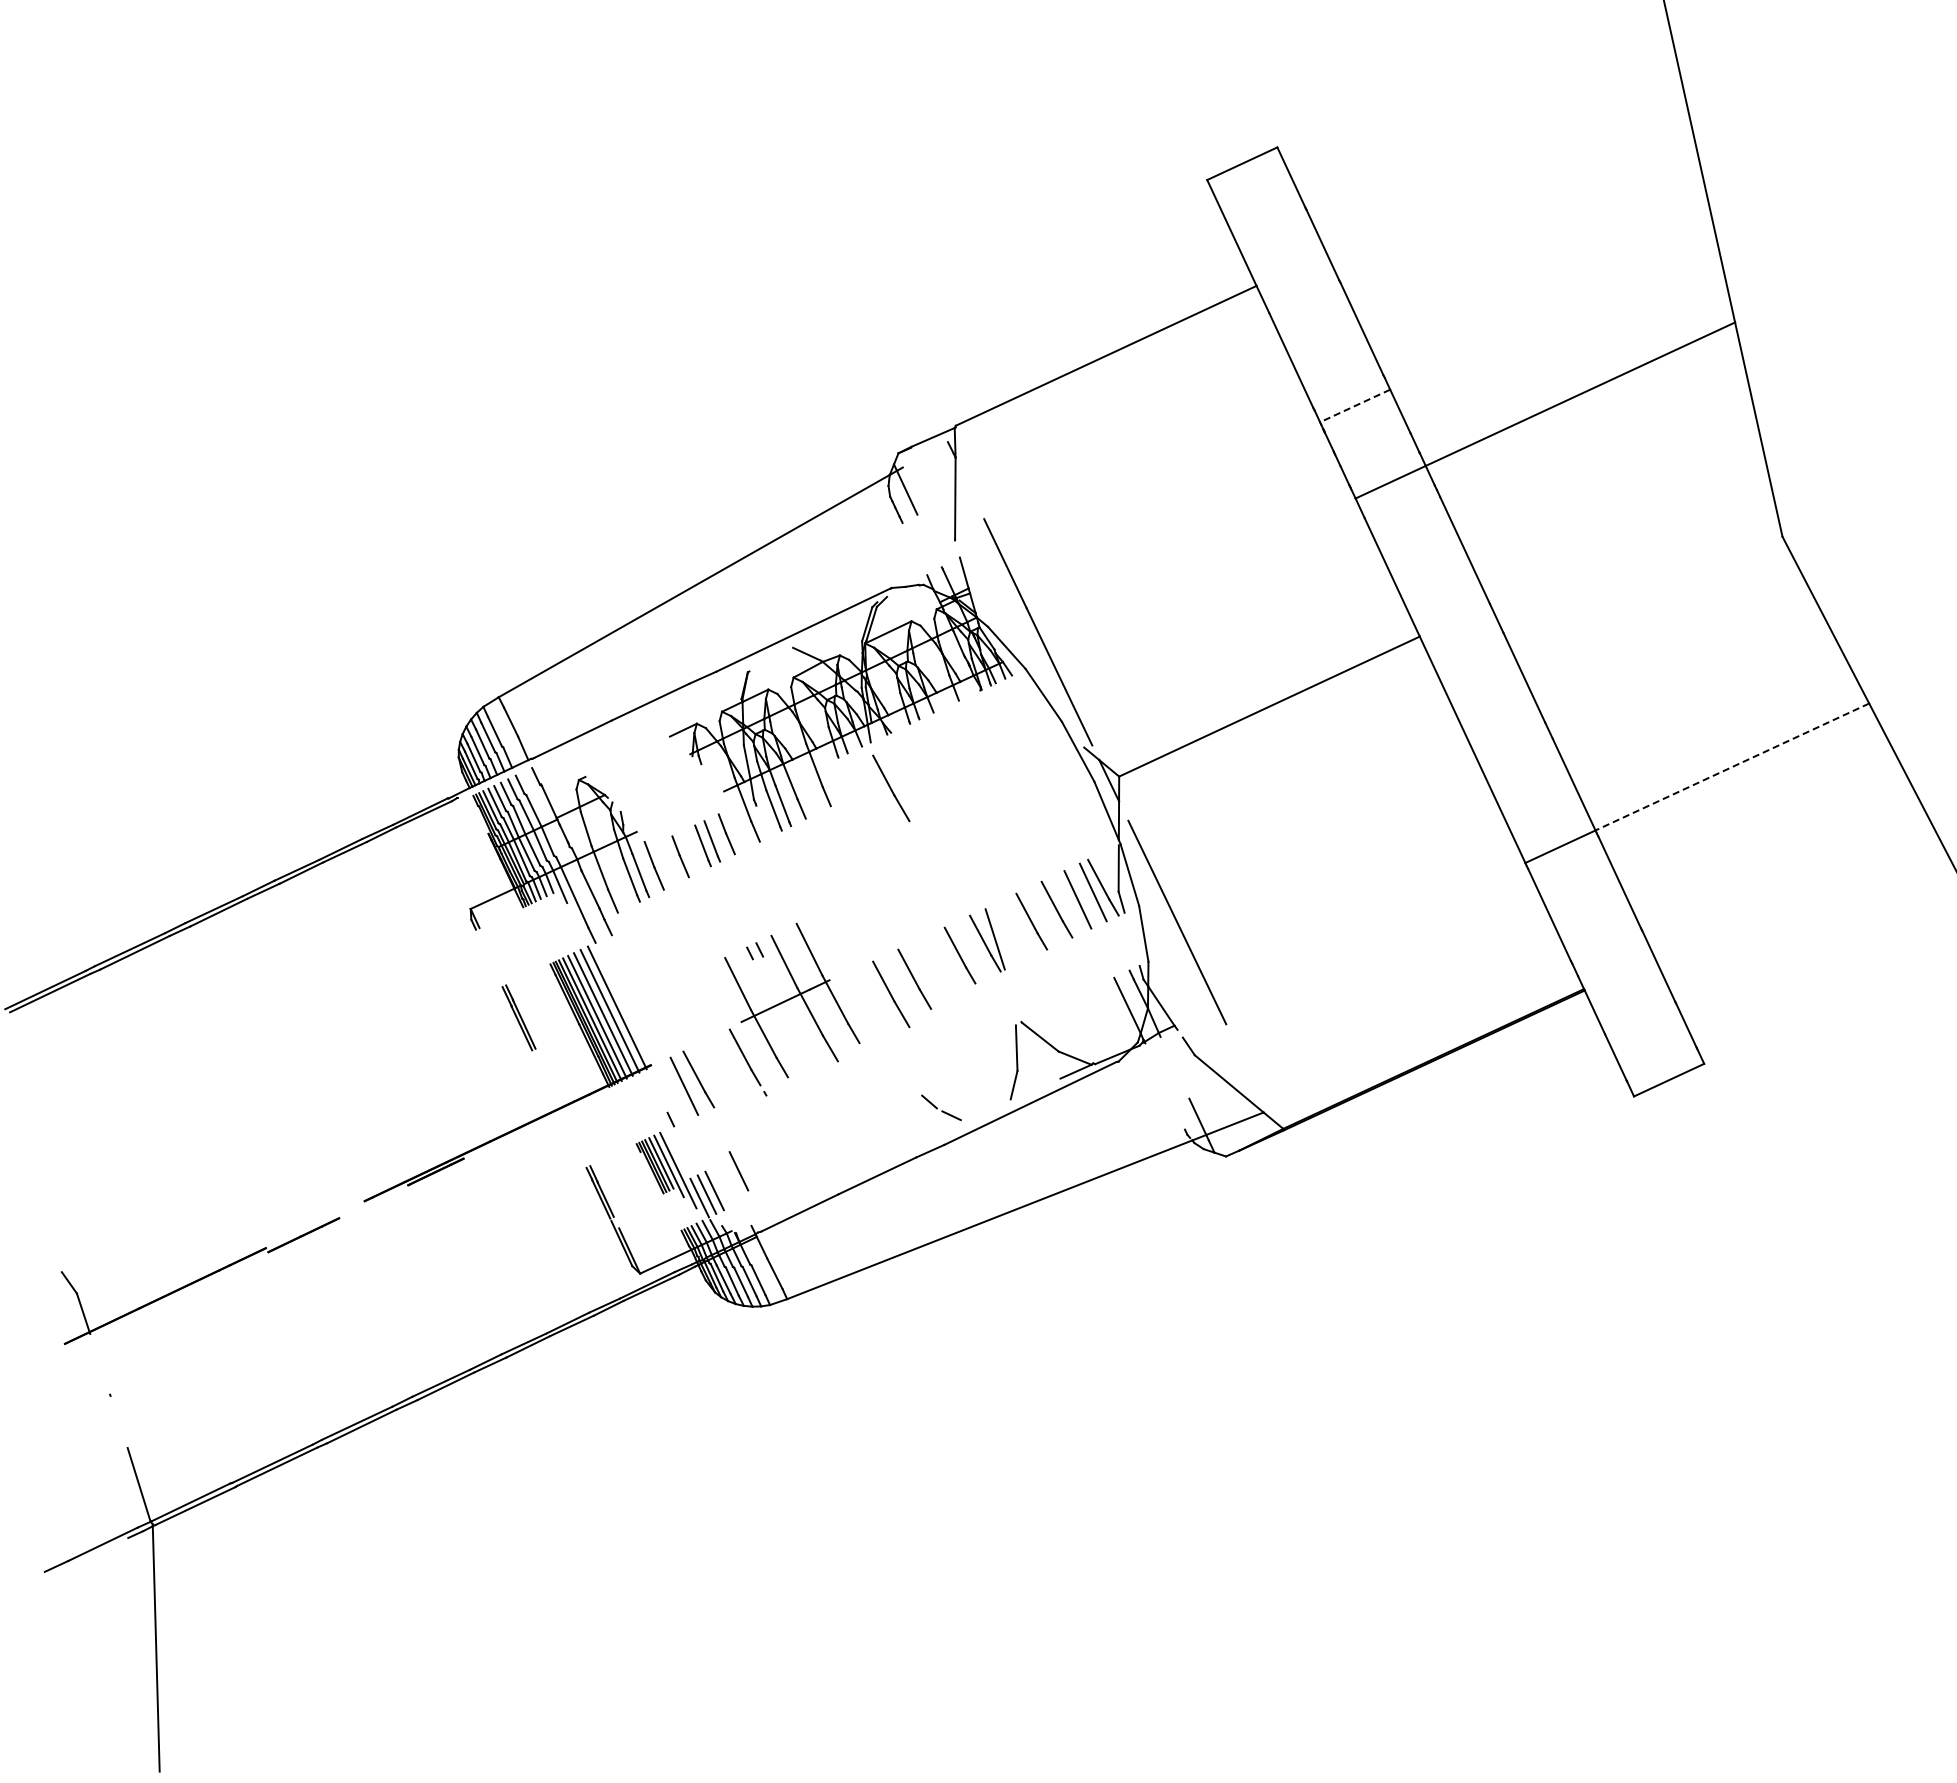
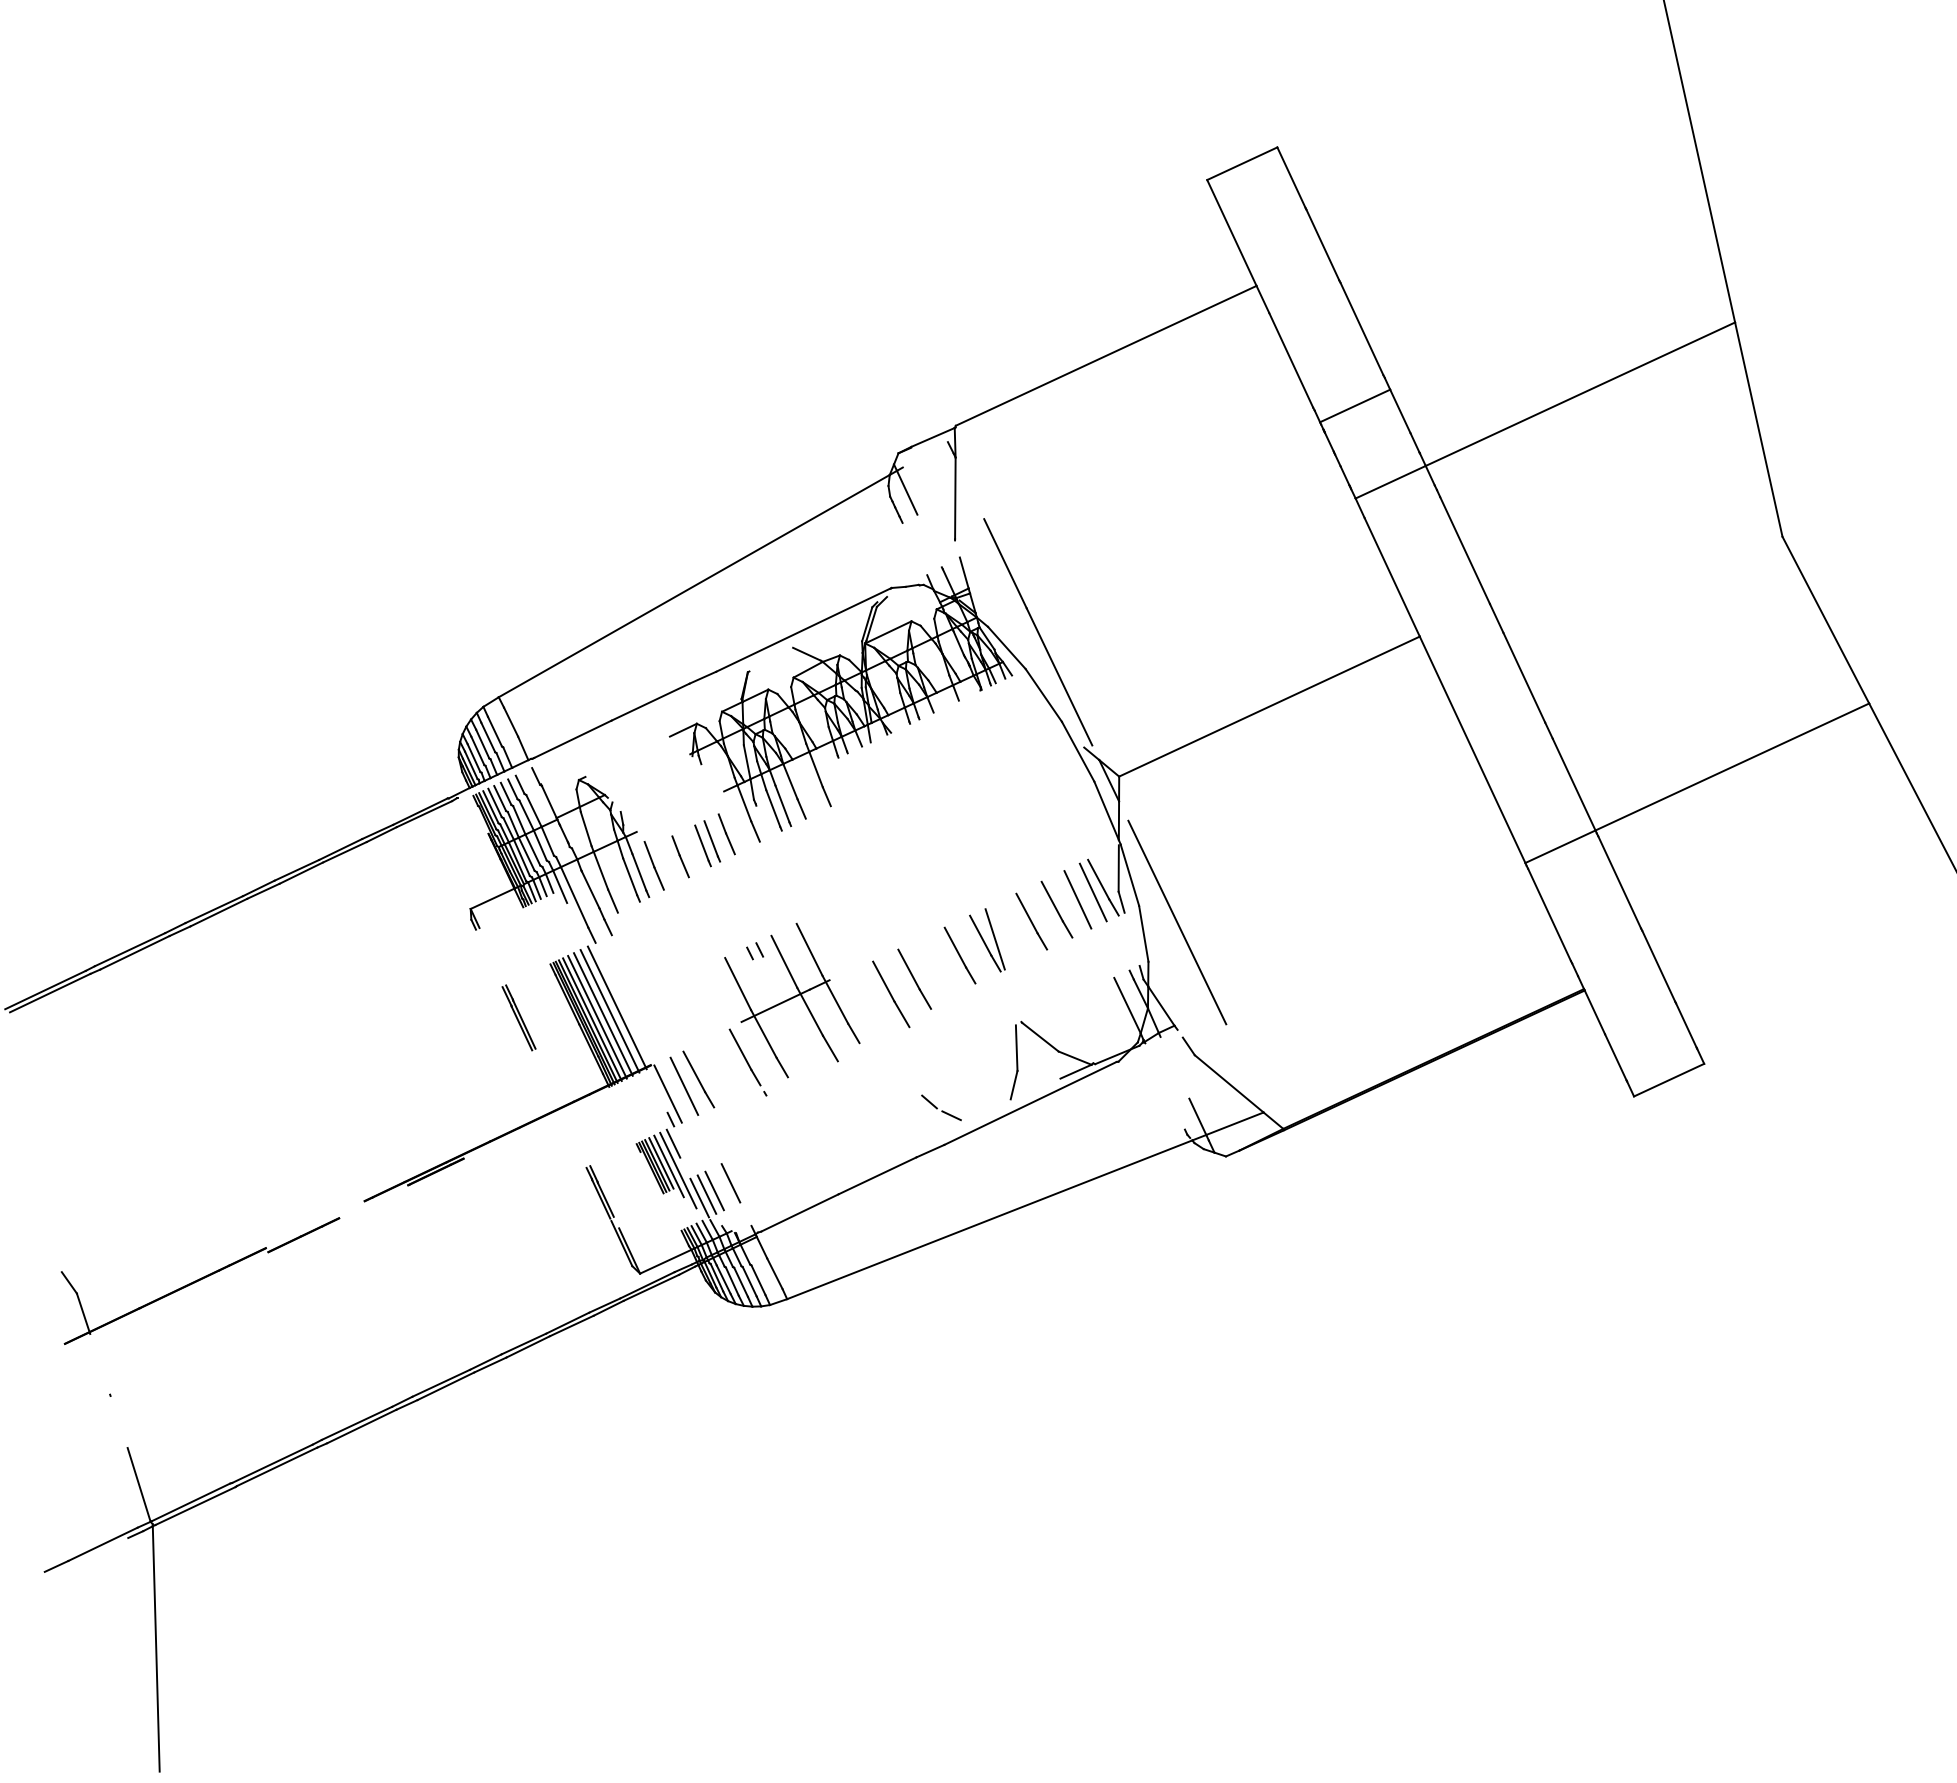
line: dashed -> solid (1355, 405)
line: dashed -> solid (1732, 767)
line: present -> none (891, 788)
line: none -> present (667, 1093)
line: none -> present (673, 1143)
line position: (738, 1171) -> (730, 1183) (730, 1183)
